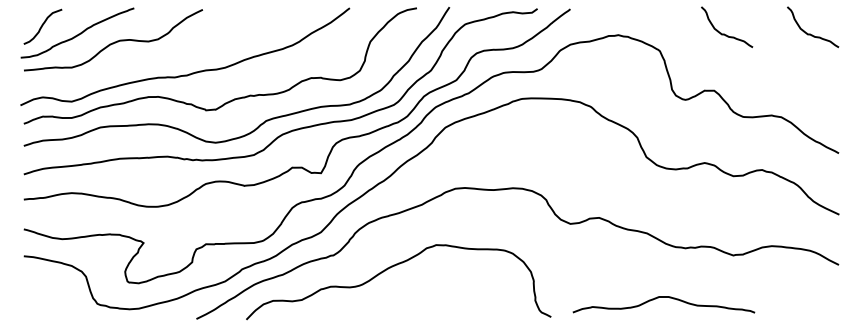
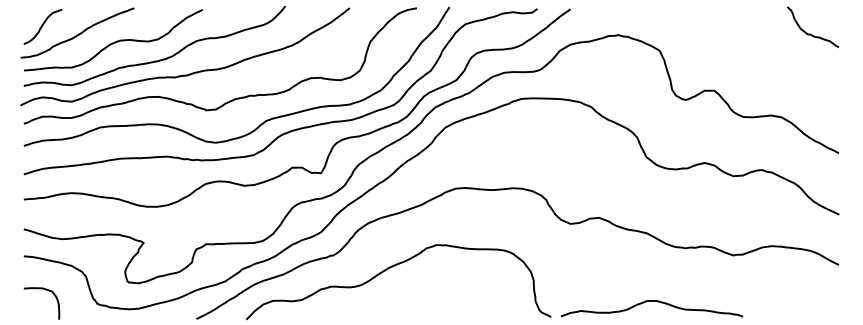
curve: present -> none (724, 33)
curve: none -> present (159, 59)
curve: none -> present (45, 290)
curve position: (663, 297) -> (651, 301) (651, 301)
